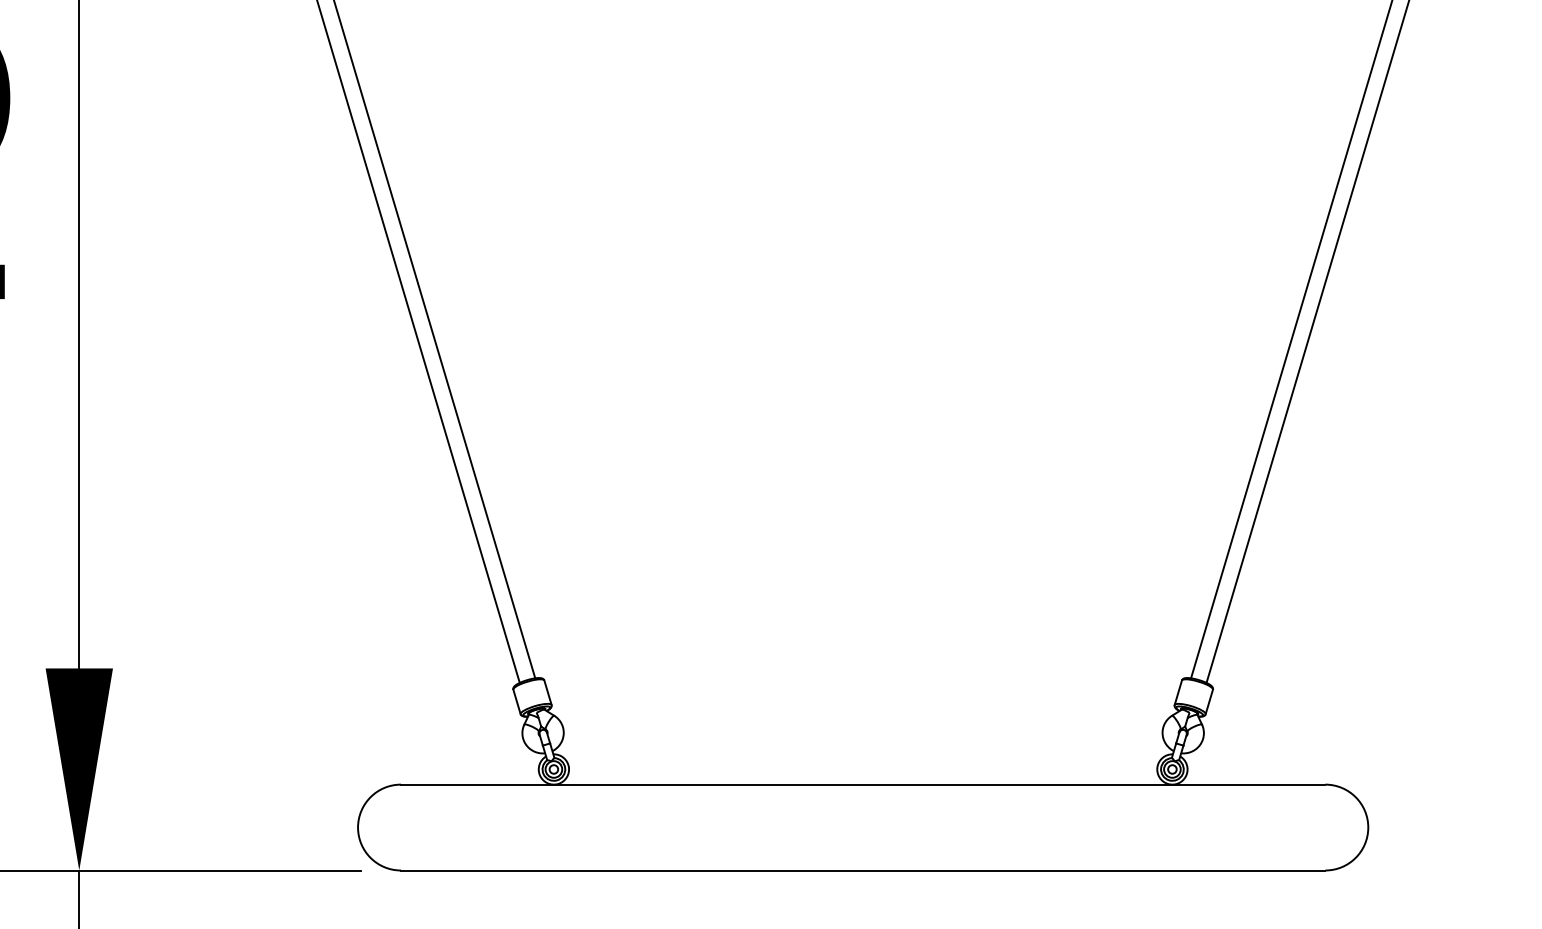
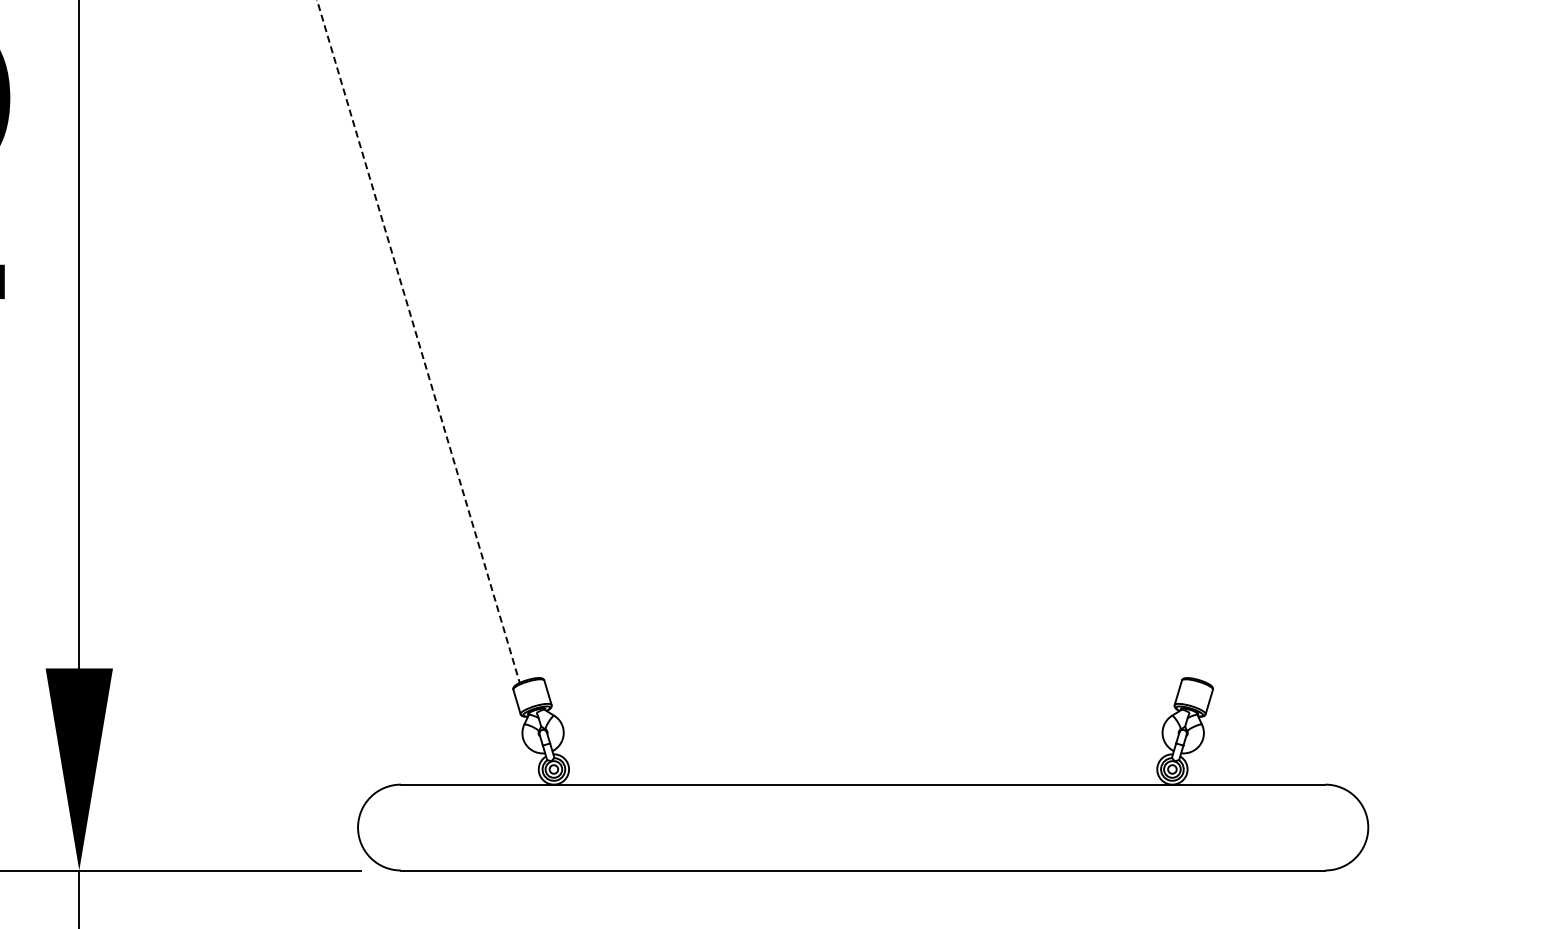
line: present -> none (434, 340)
line: present -> none (1291, 340)
line: solid -> dashed (418, 341)
line: present -> none (1307, 342)
